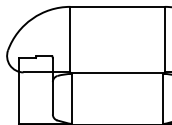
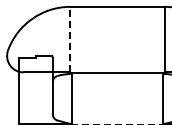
line: solid -> dashed (70, 39)
line: solid -> dashed (118, 124)
